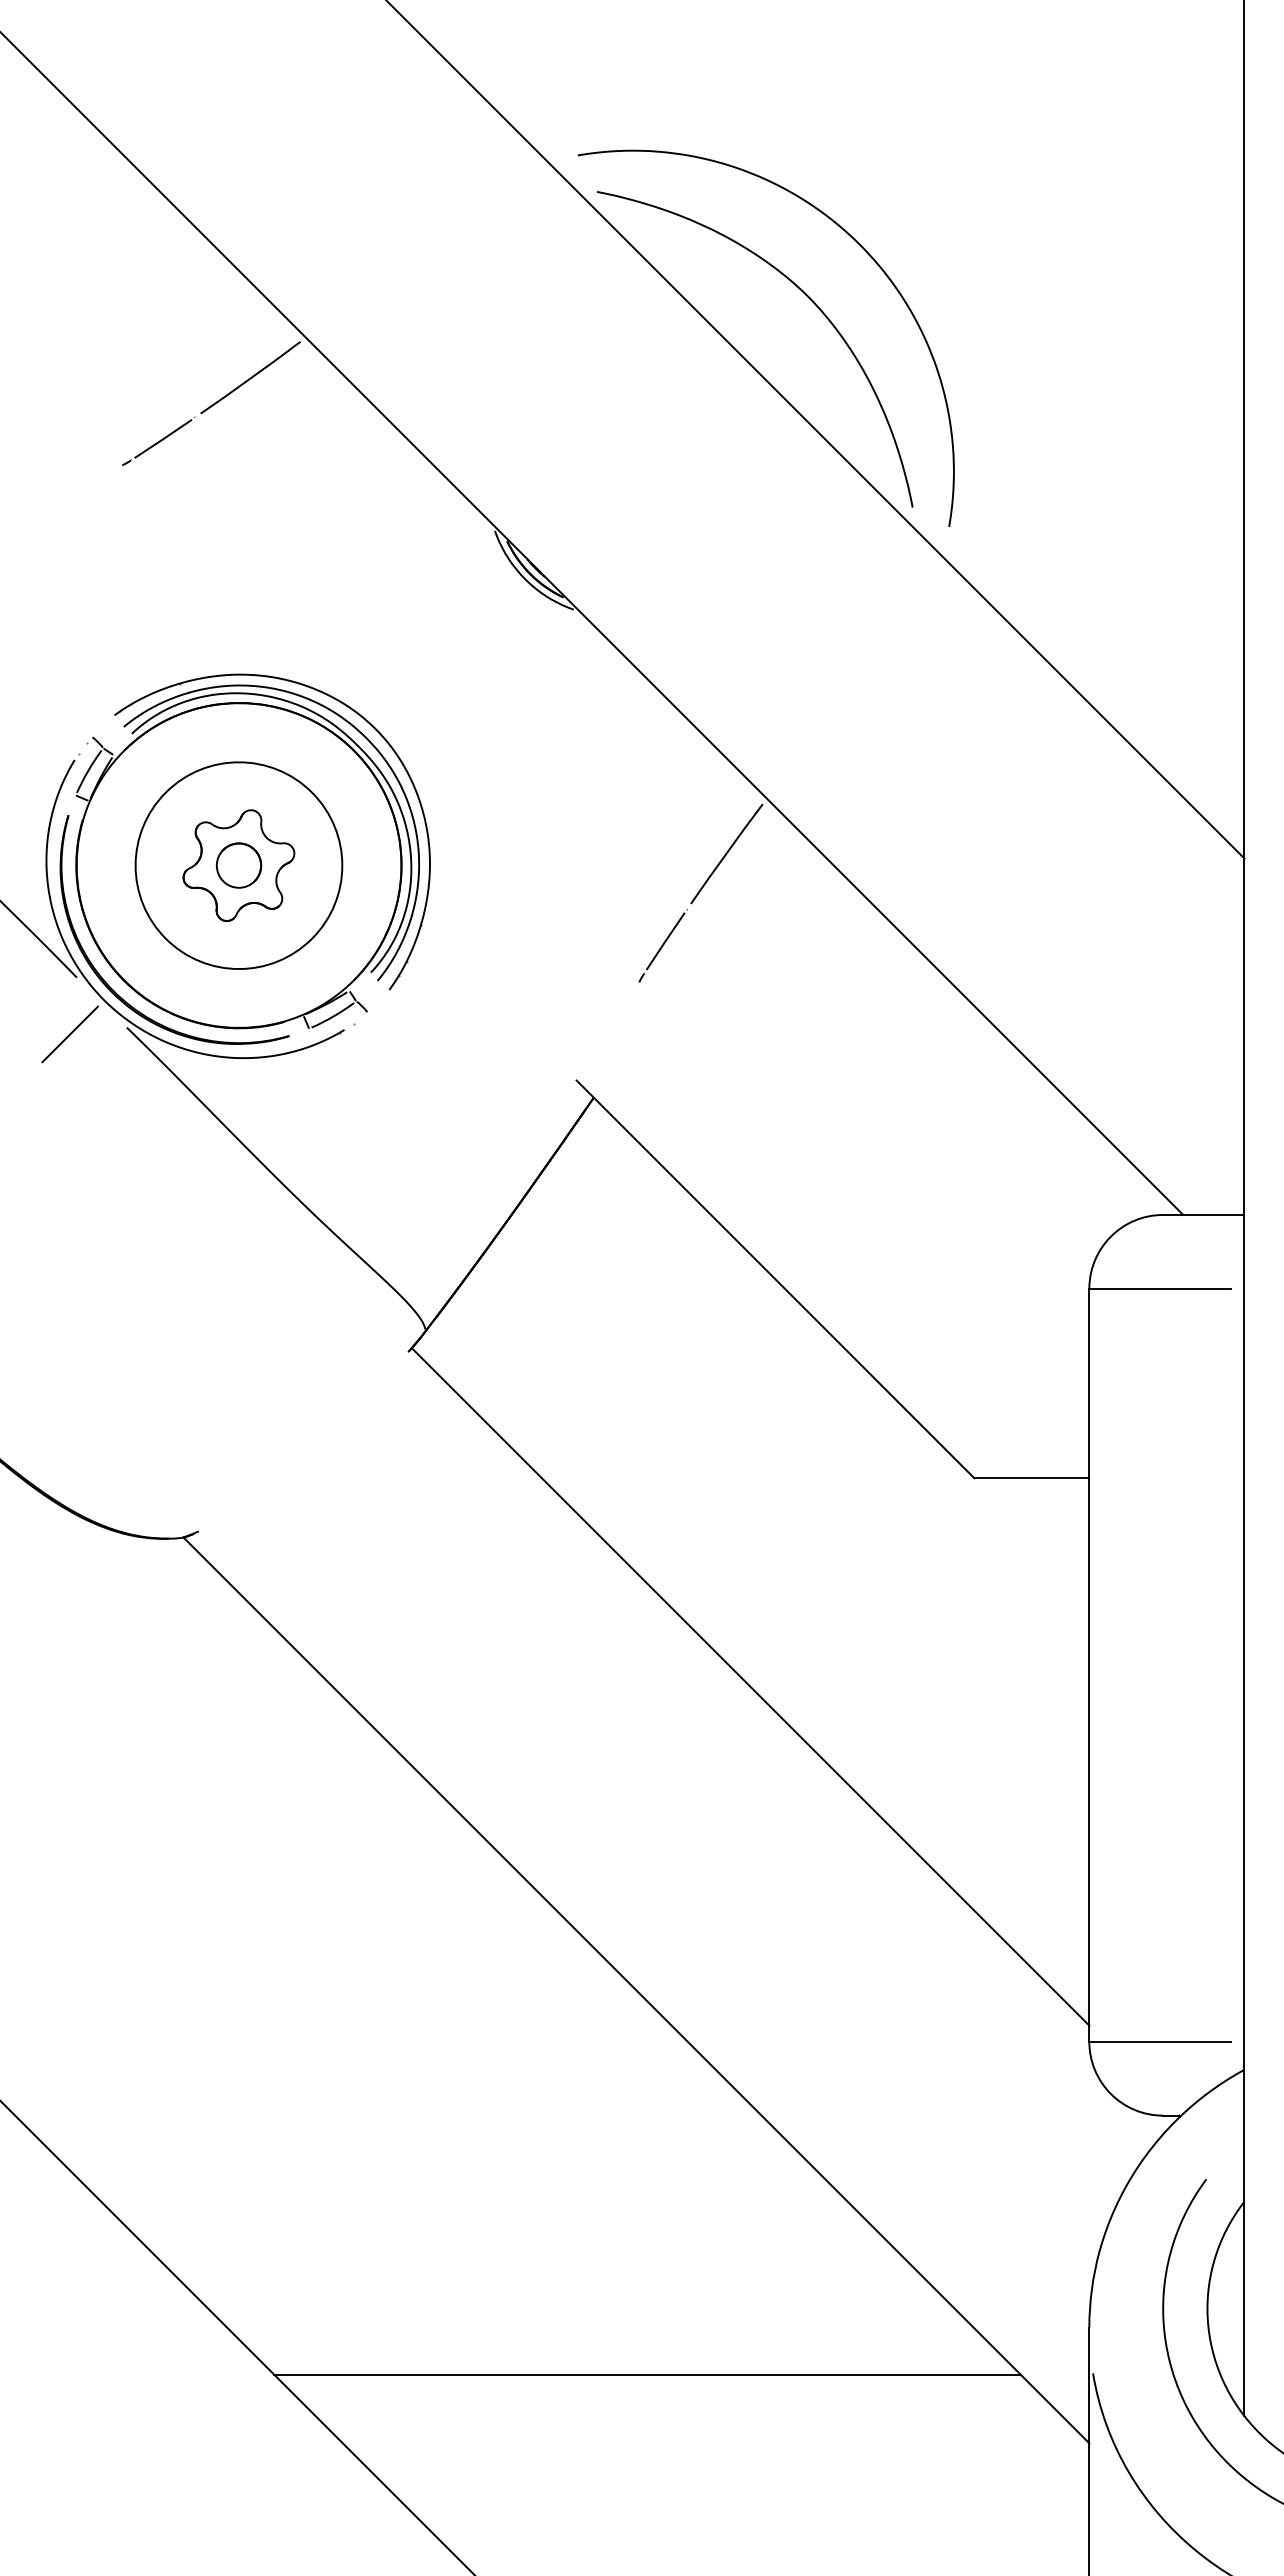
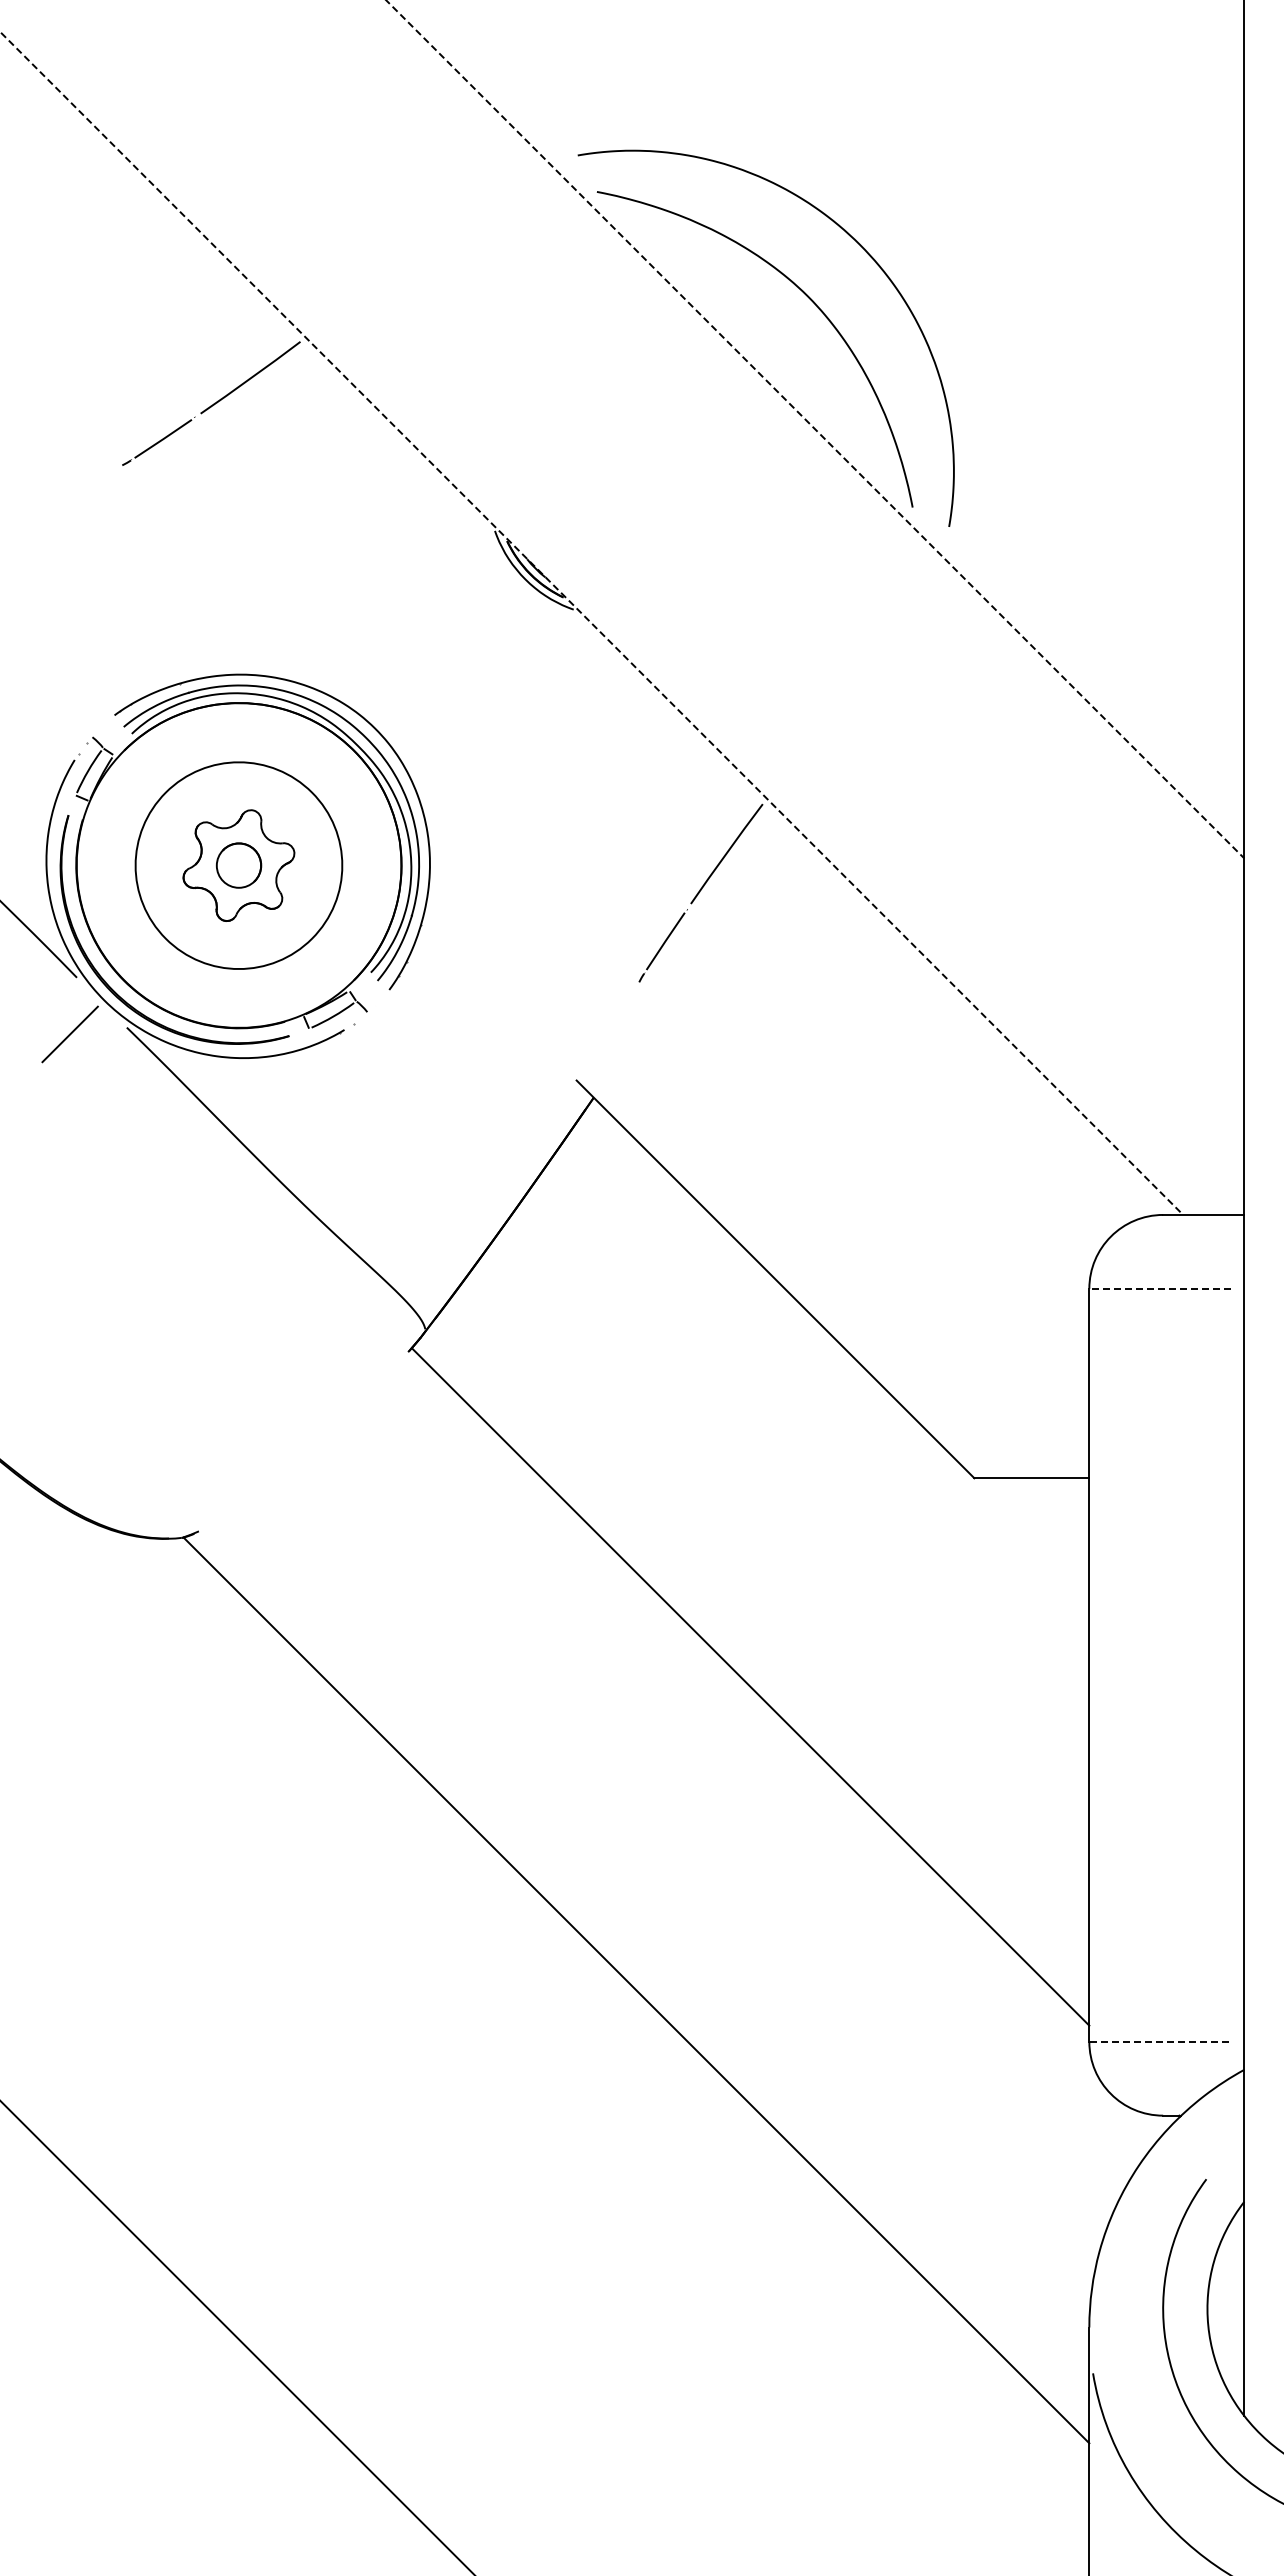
line: solid -> dashed (815, 429)
line: solid -> dashed (592, 623)
line: solid -> dashed (1159, 1288)
line: solid -> dashed (1160, 2041)
line: present -> none (647, 2374)
